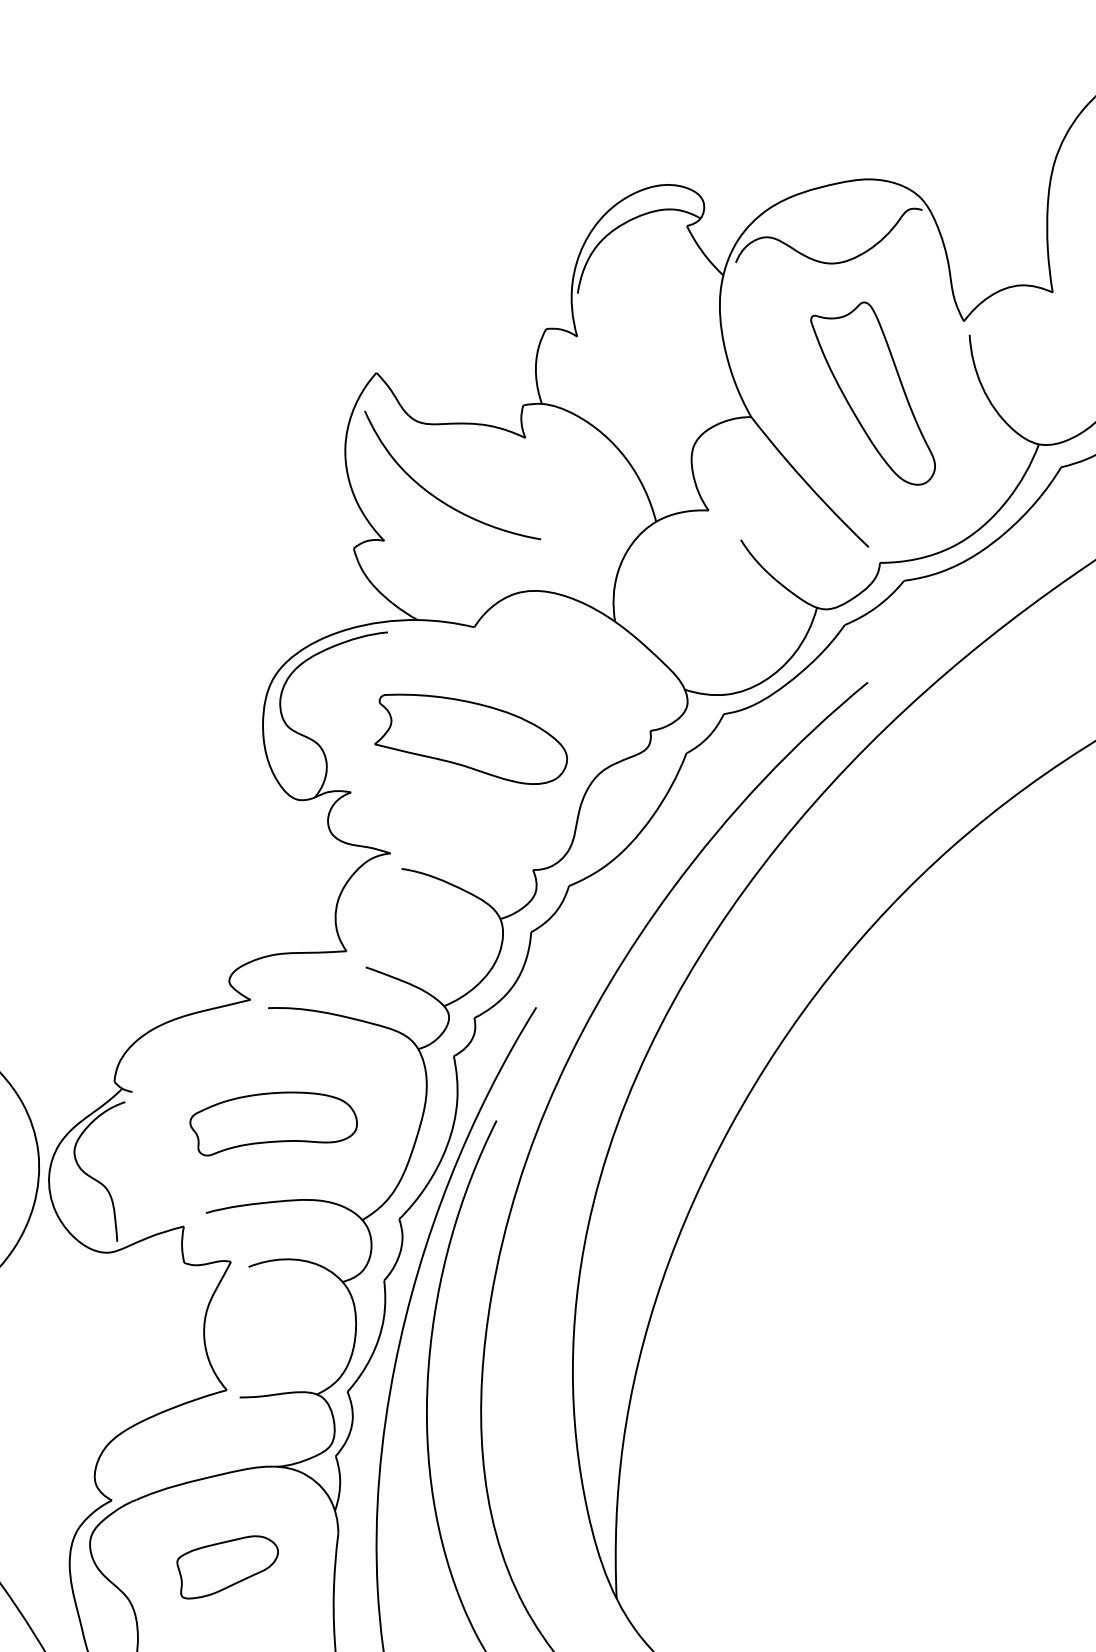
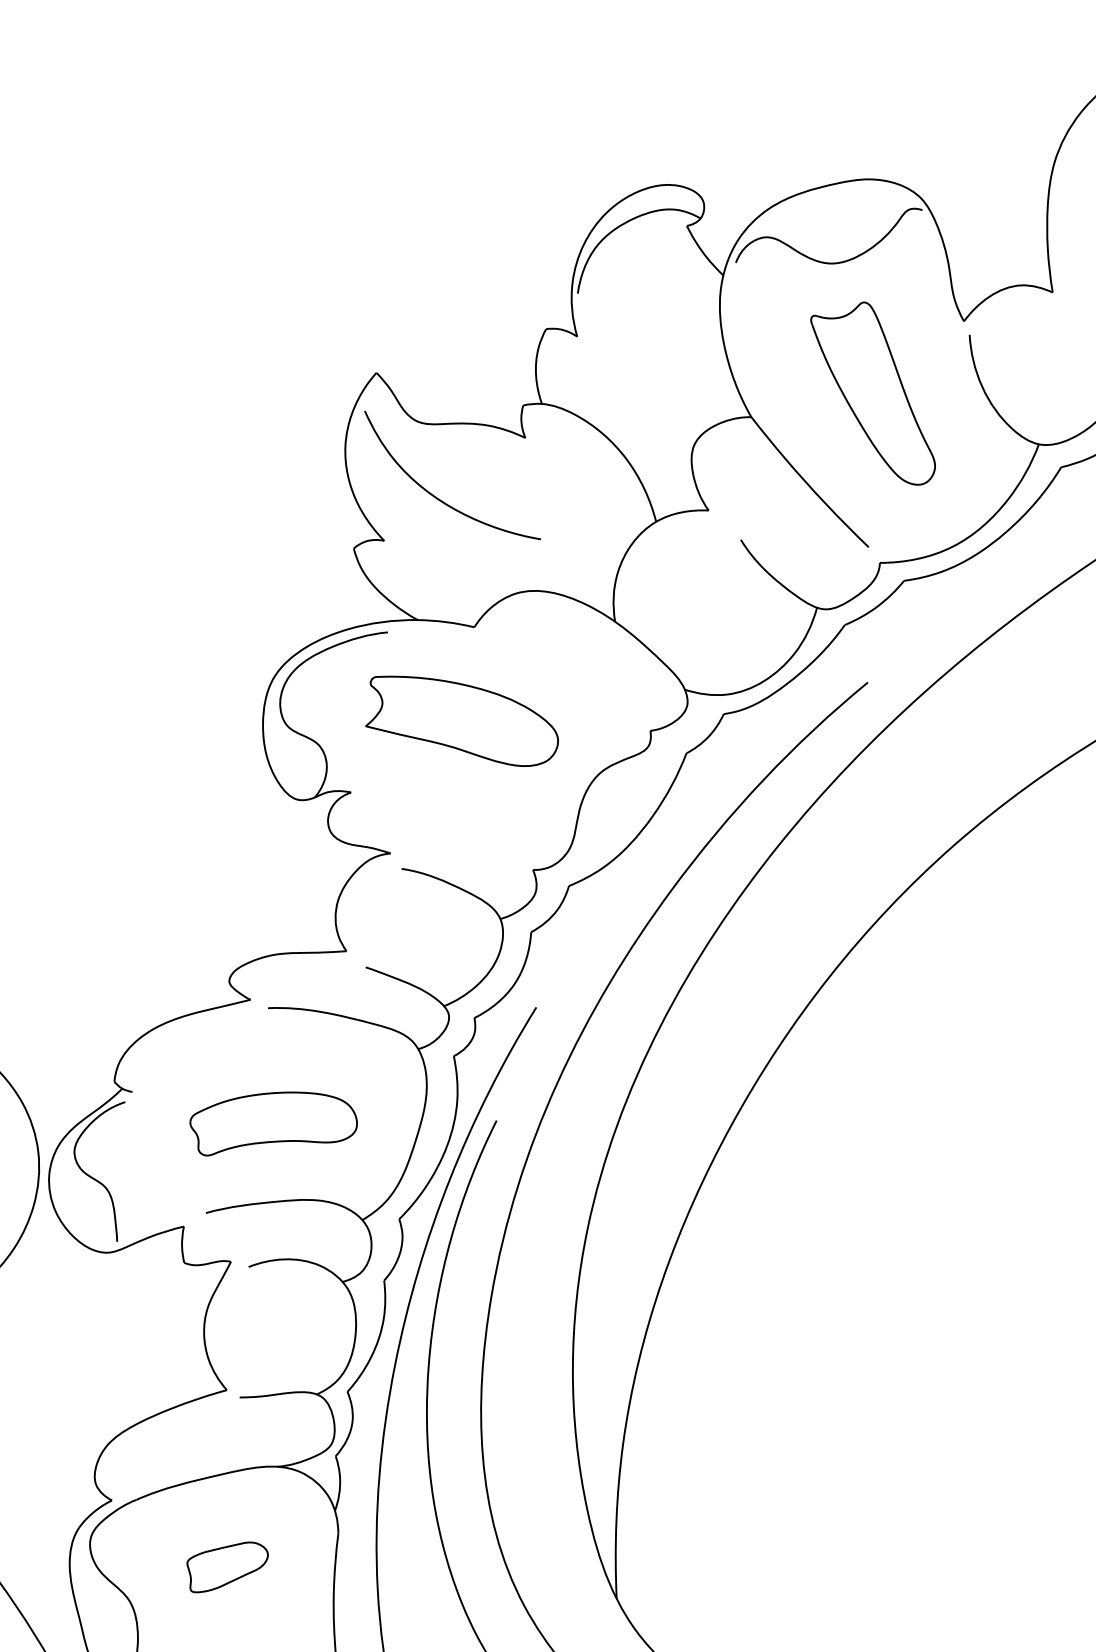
part position: (470, 738) -> (461, 720) (461, 720)
part size: 103x65 px -> 83x53 px (227, 1567)
